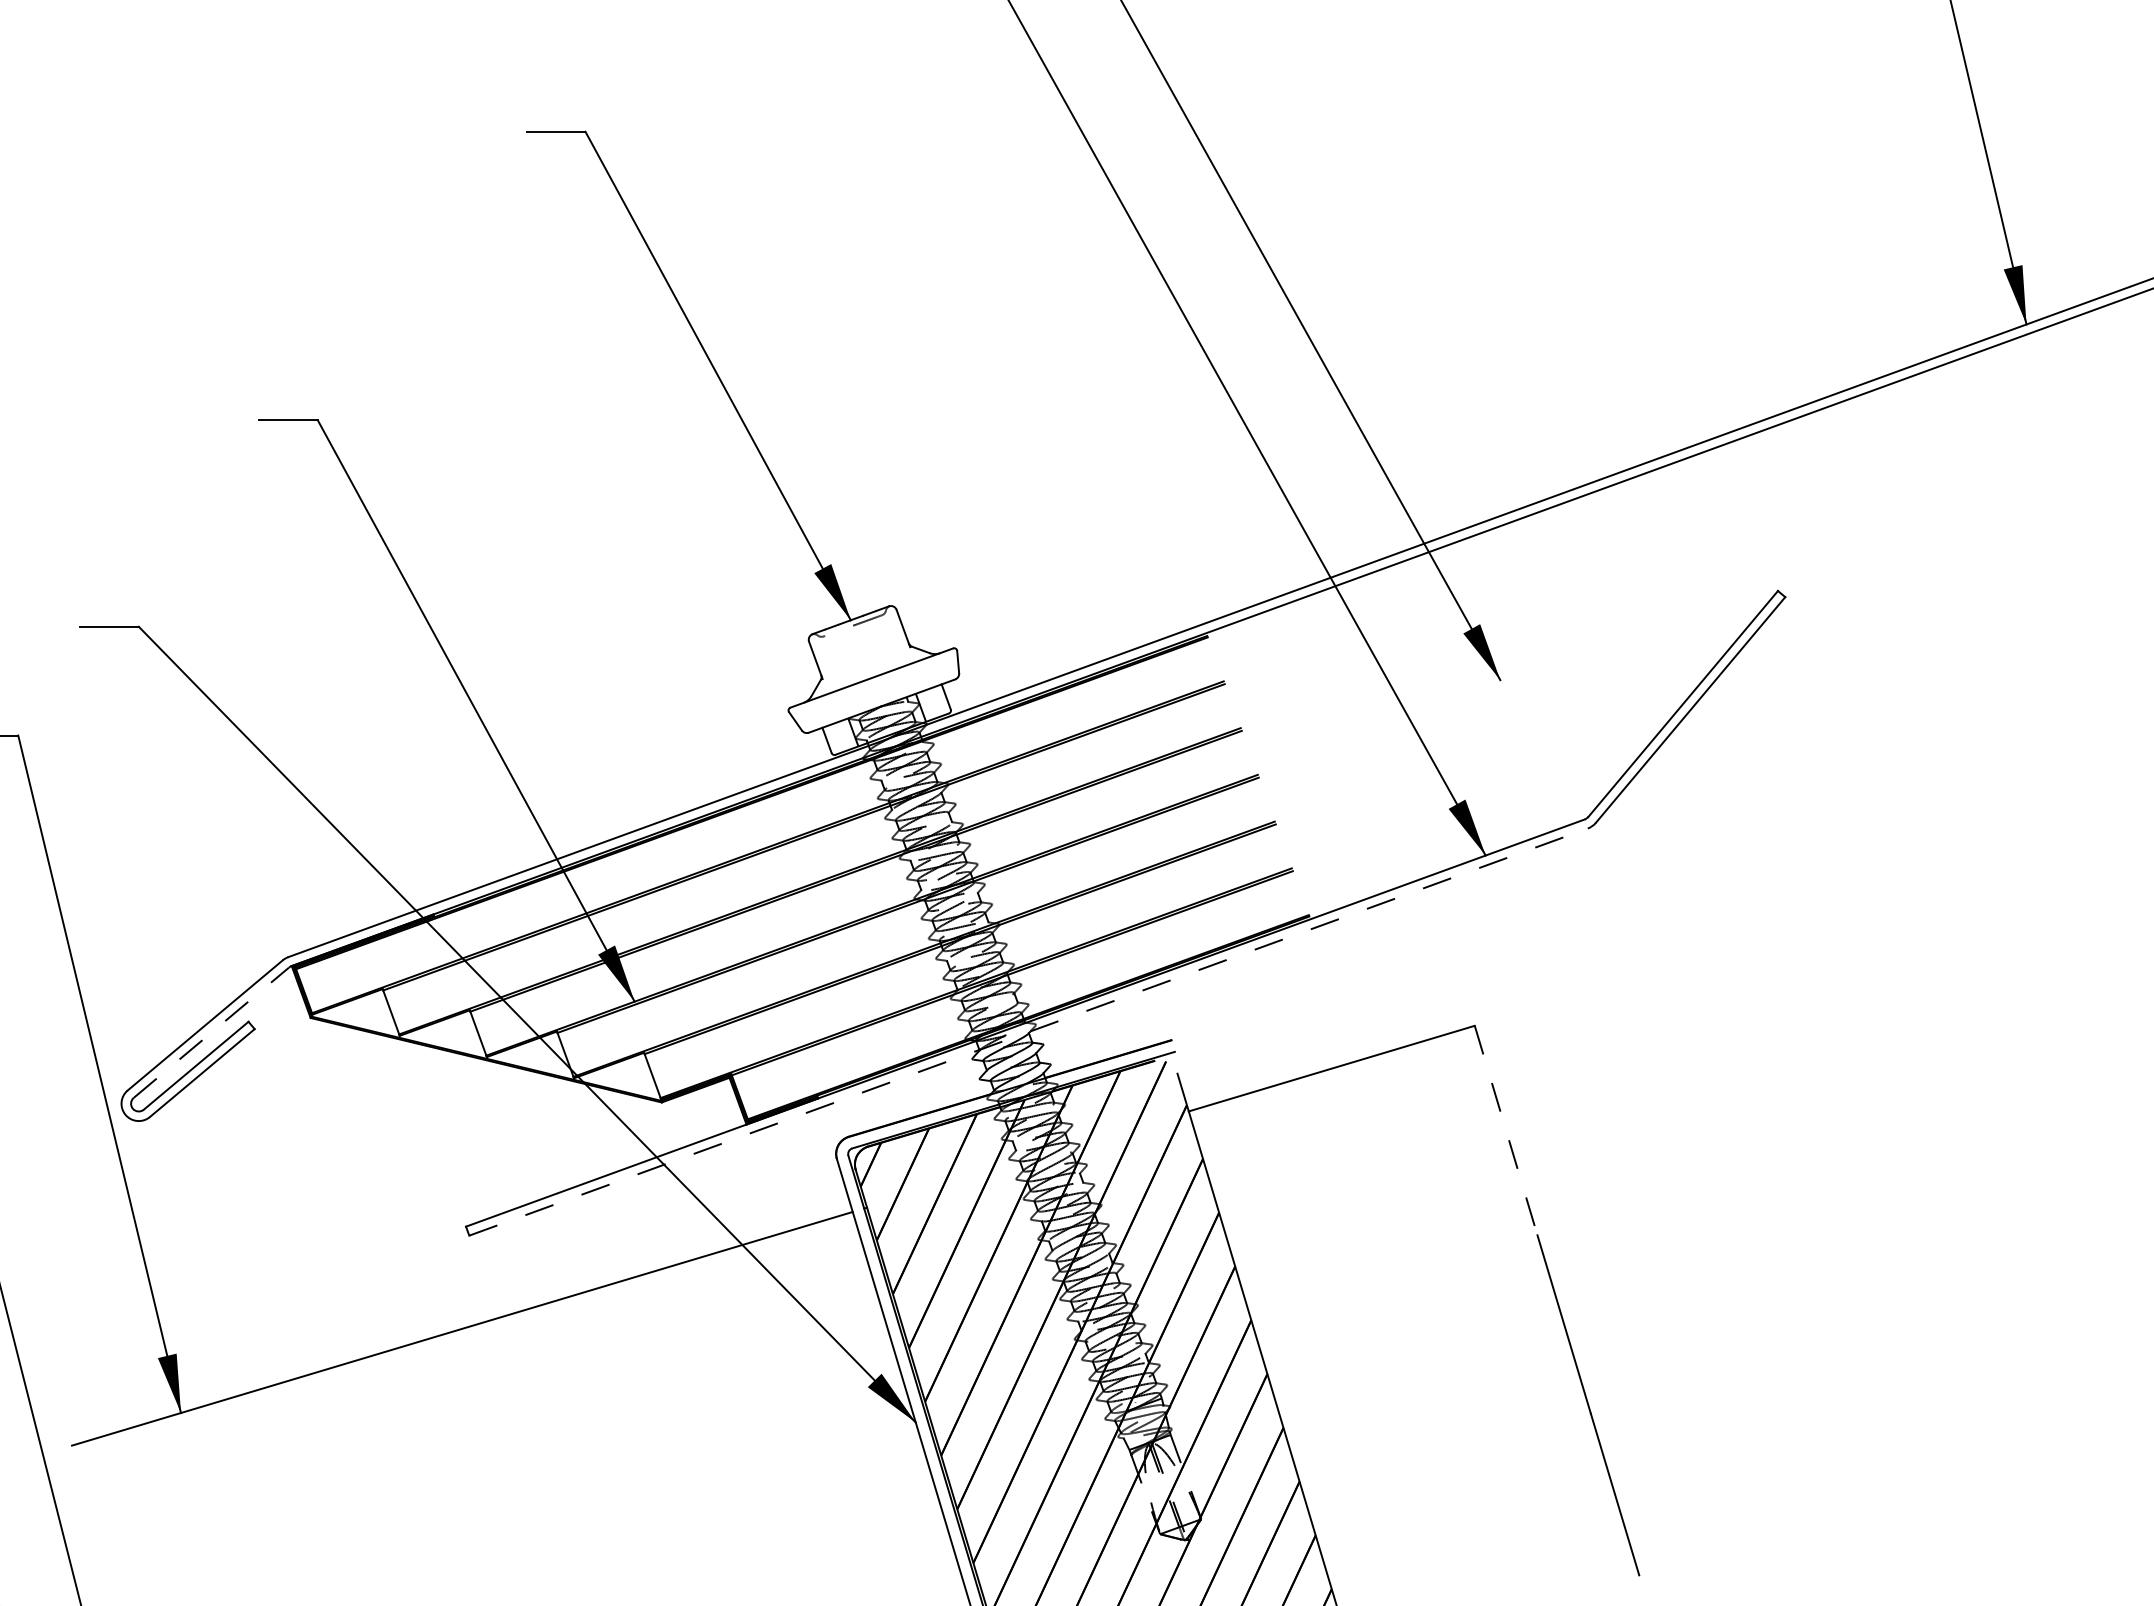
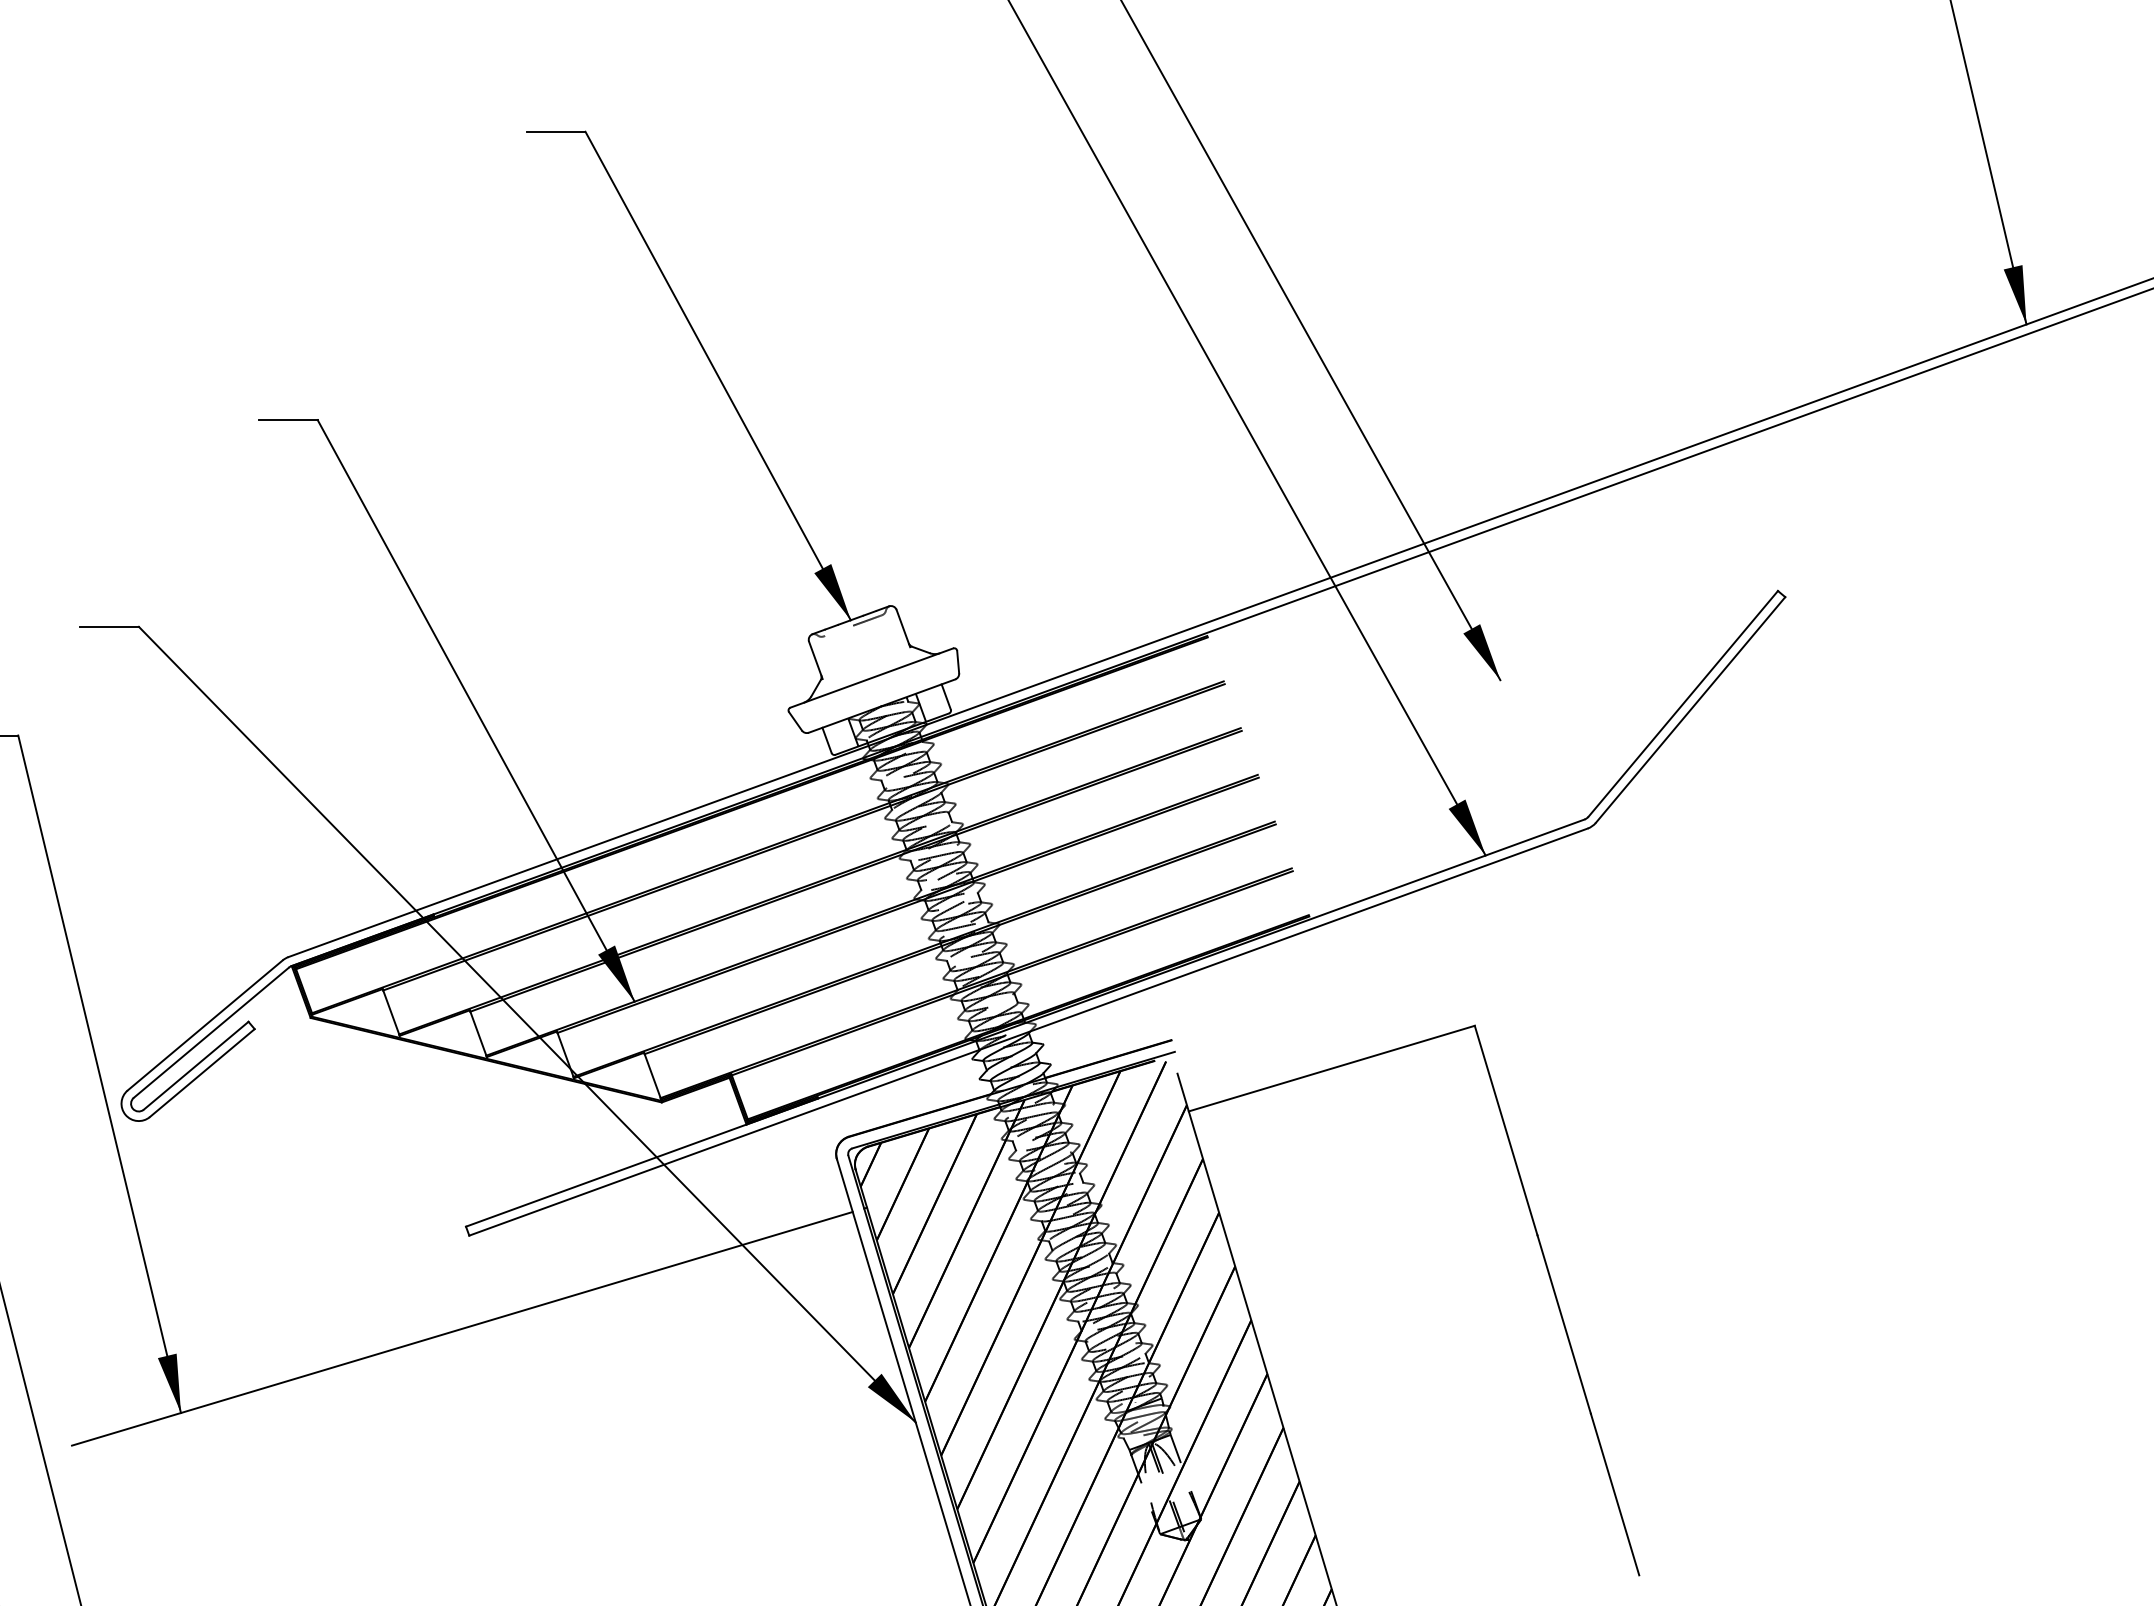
line: dashed -> solid (1029, 1031)
line: dashed -> solid (211, 1032)
line: dashed -> solid (1506, 1131)
